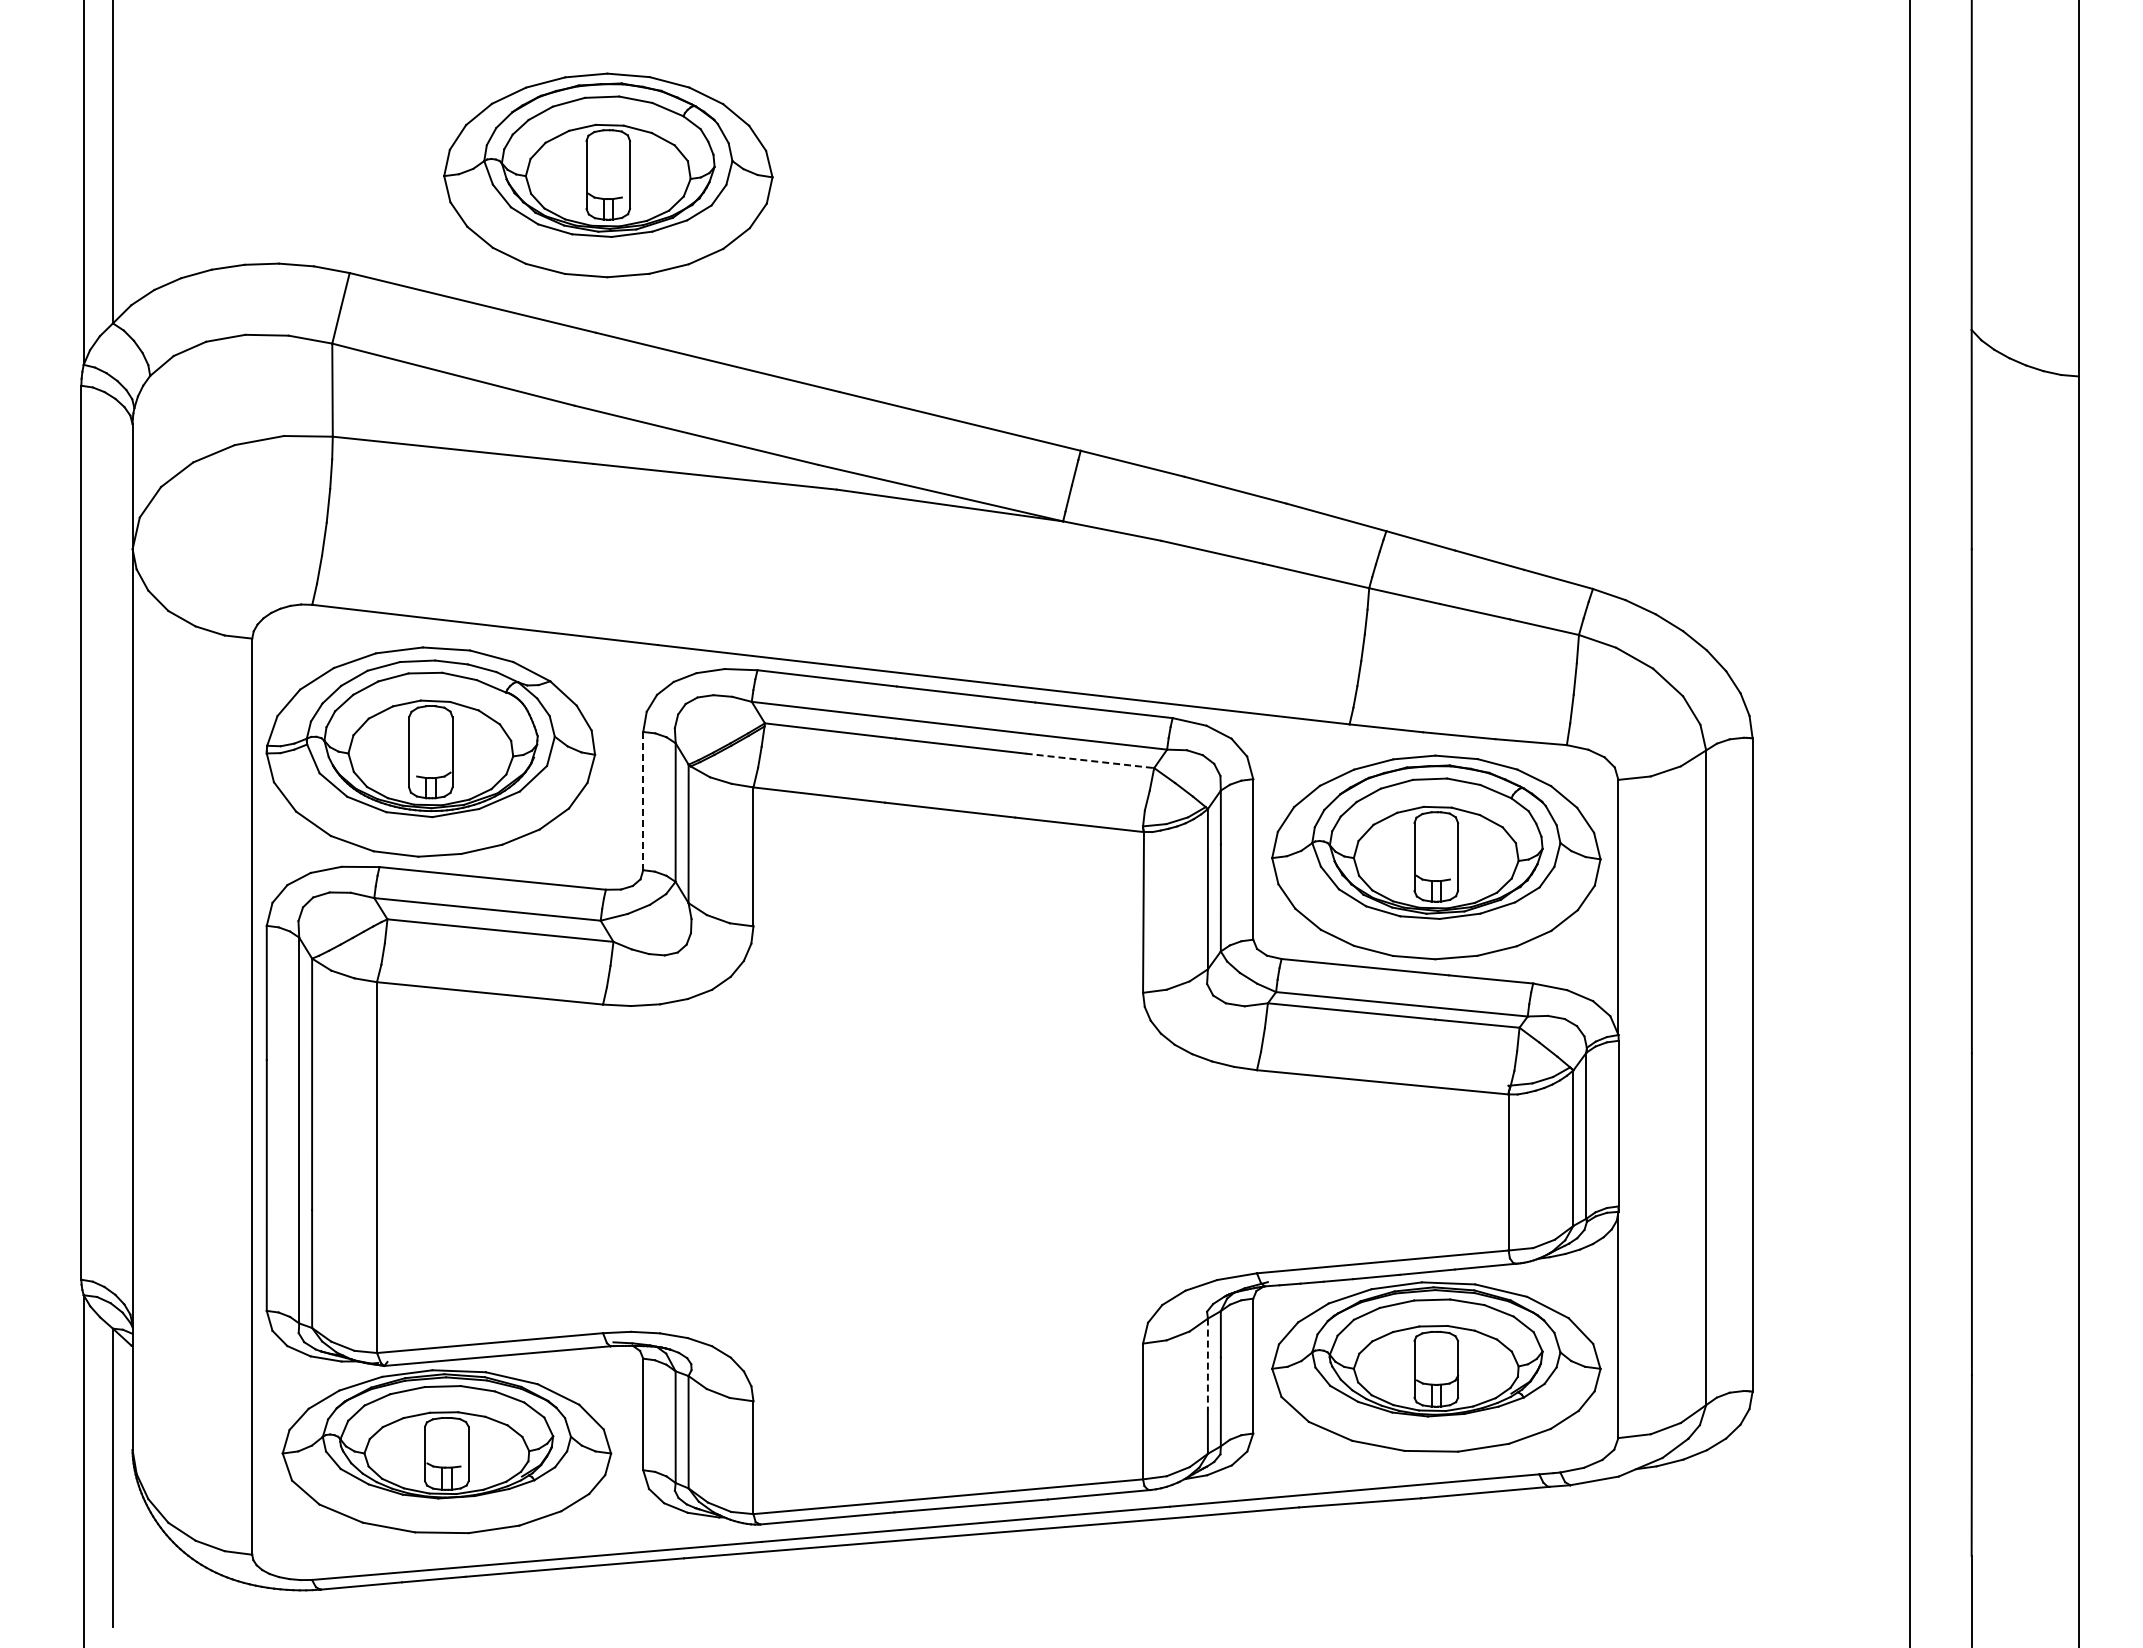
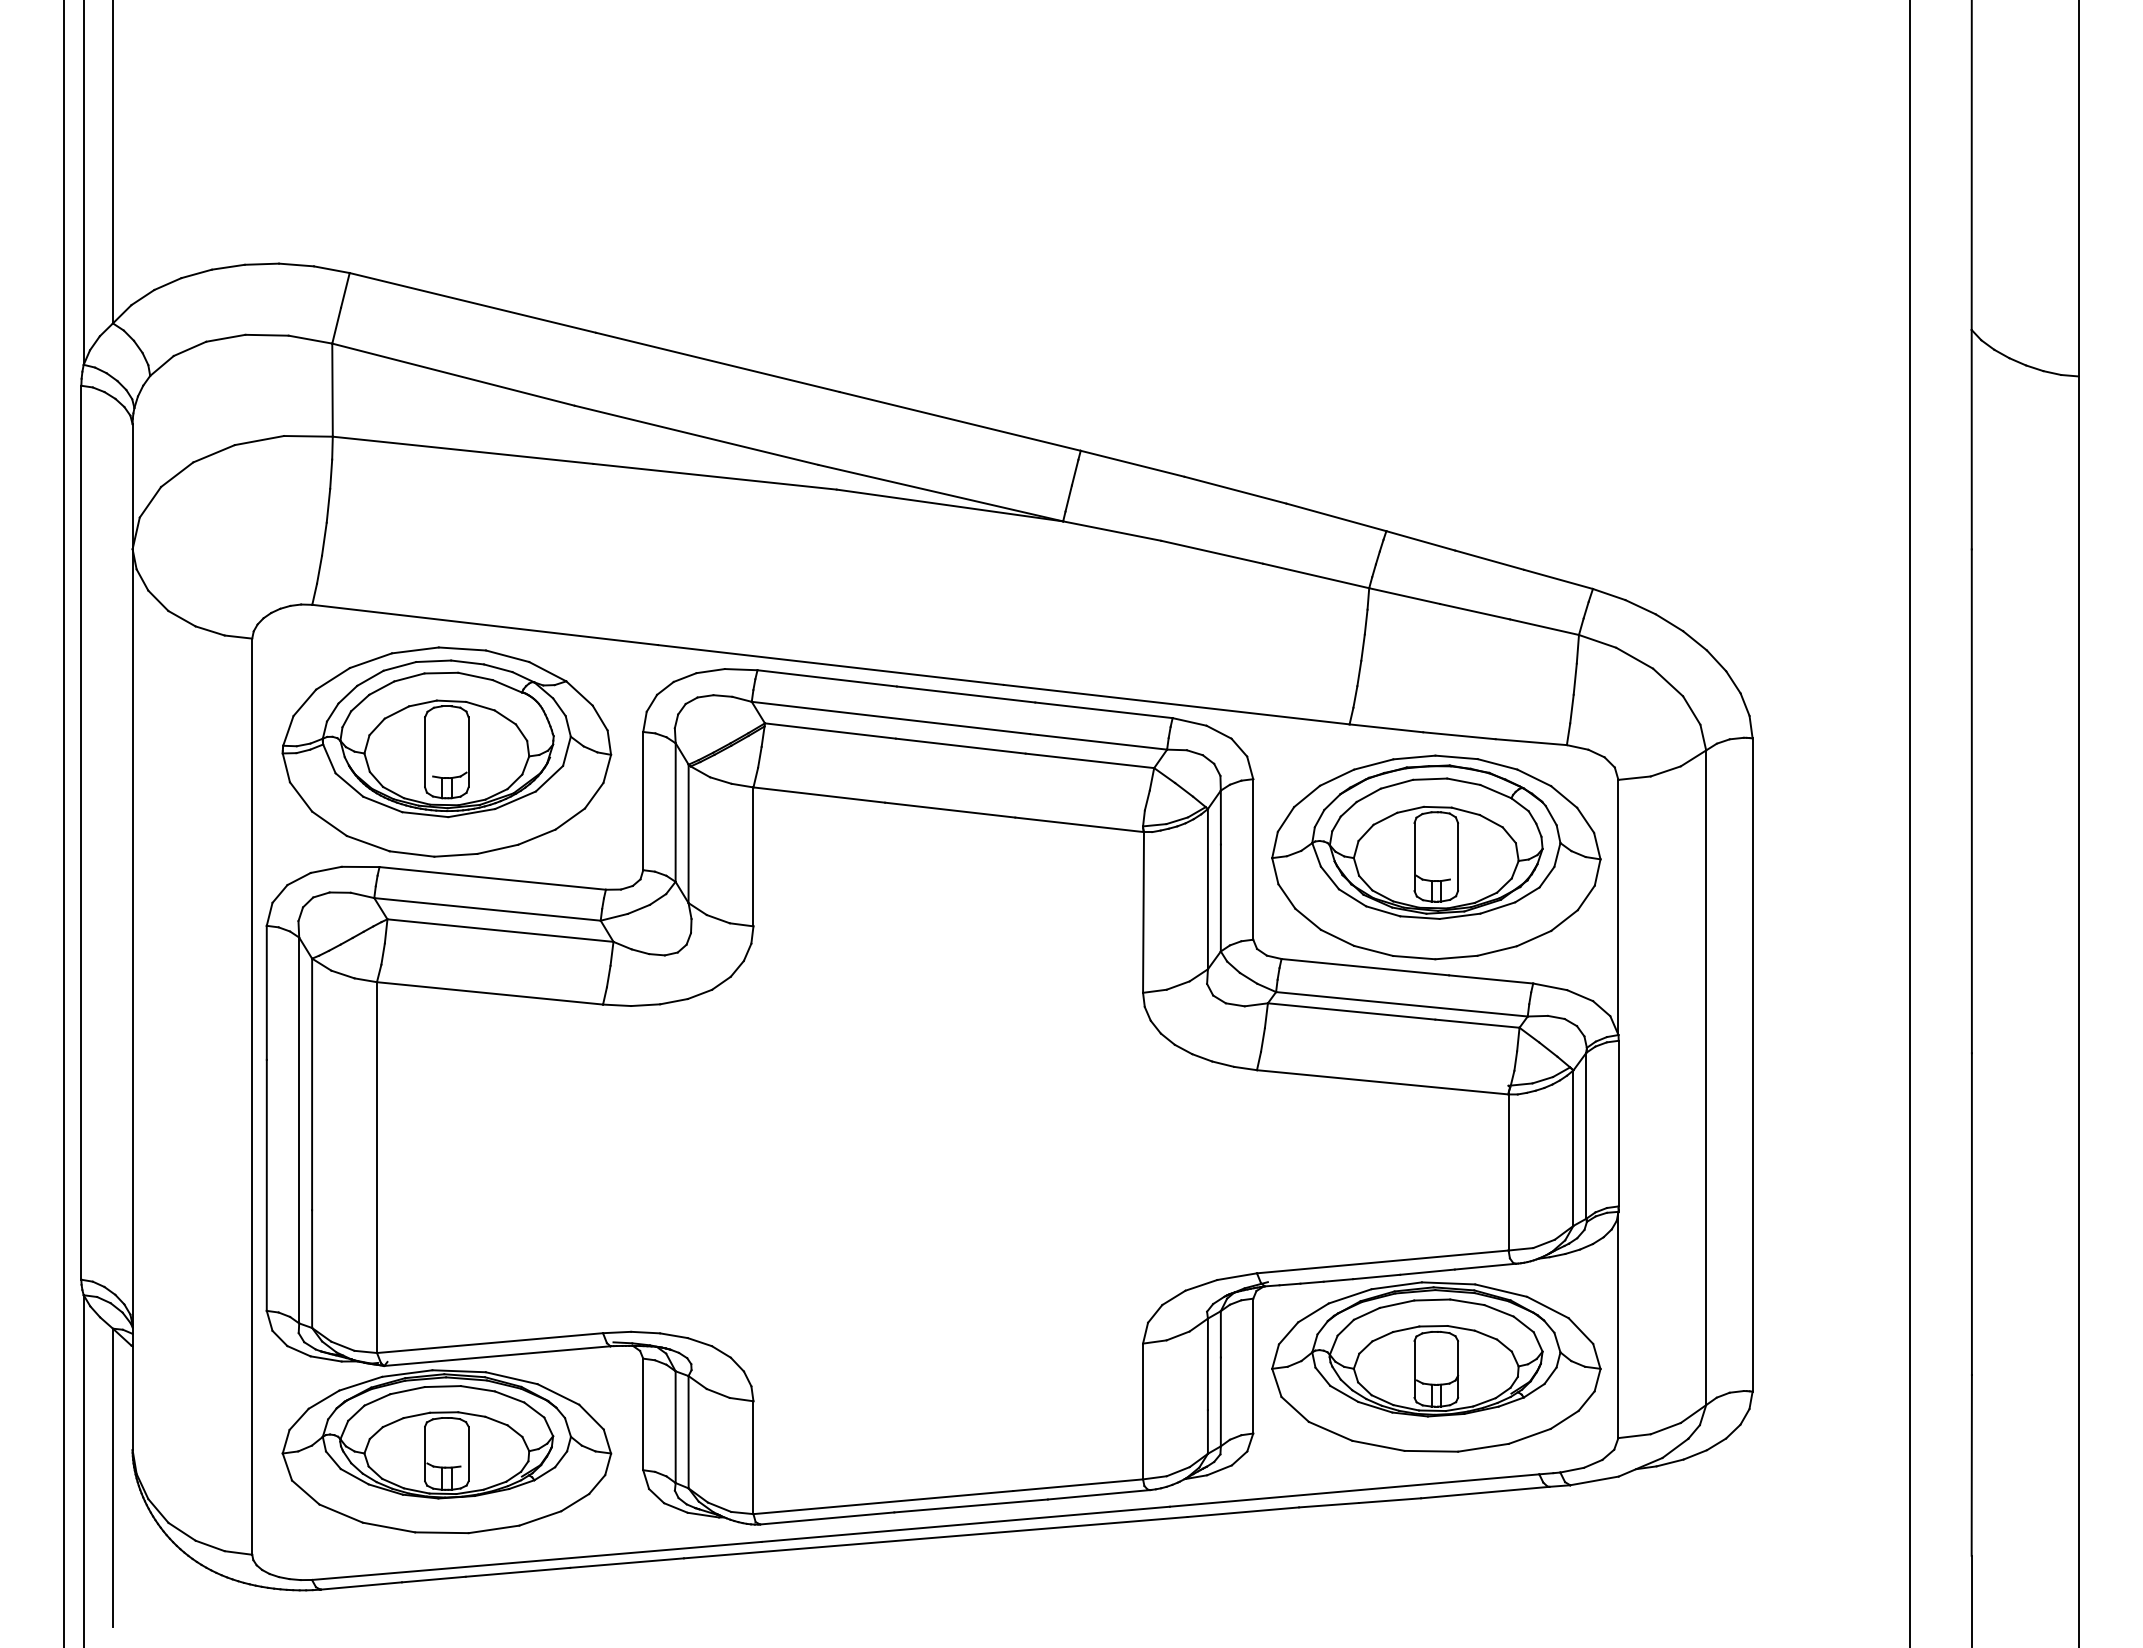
part: present -> none (608, 175)
part position: (430, 751) -> (446, 751) (446, 751)
line: dashed -> solid (1089, 760)
line: dashed -> solid (643, 801)
line: none -> present (64, 823)
line: dashed -> solid (1207, 1364)
